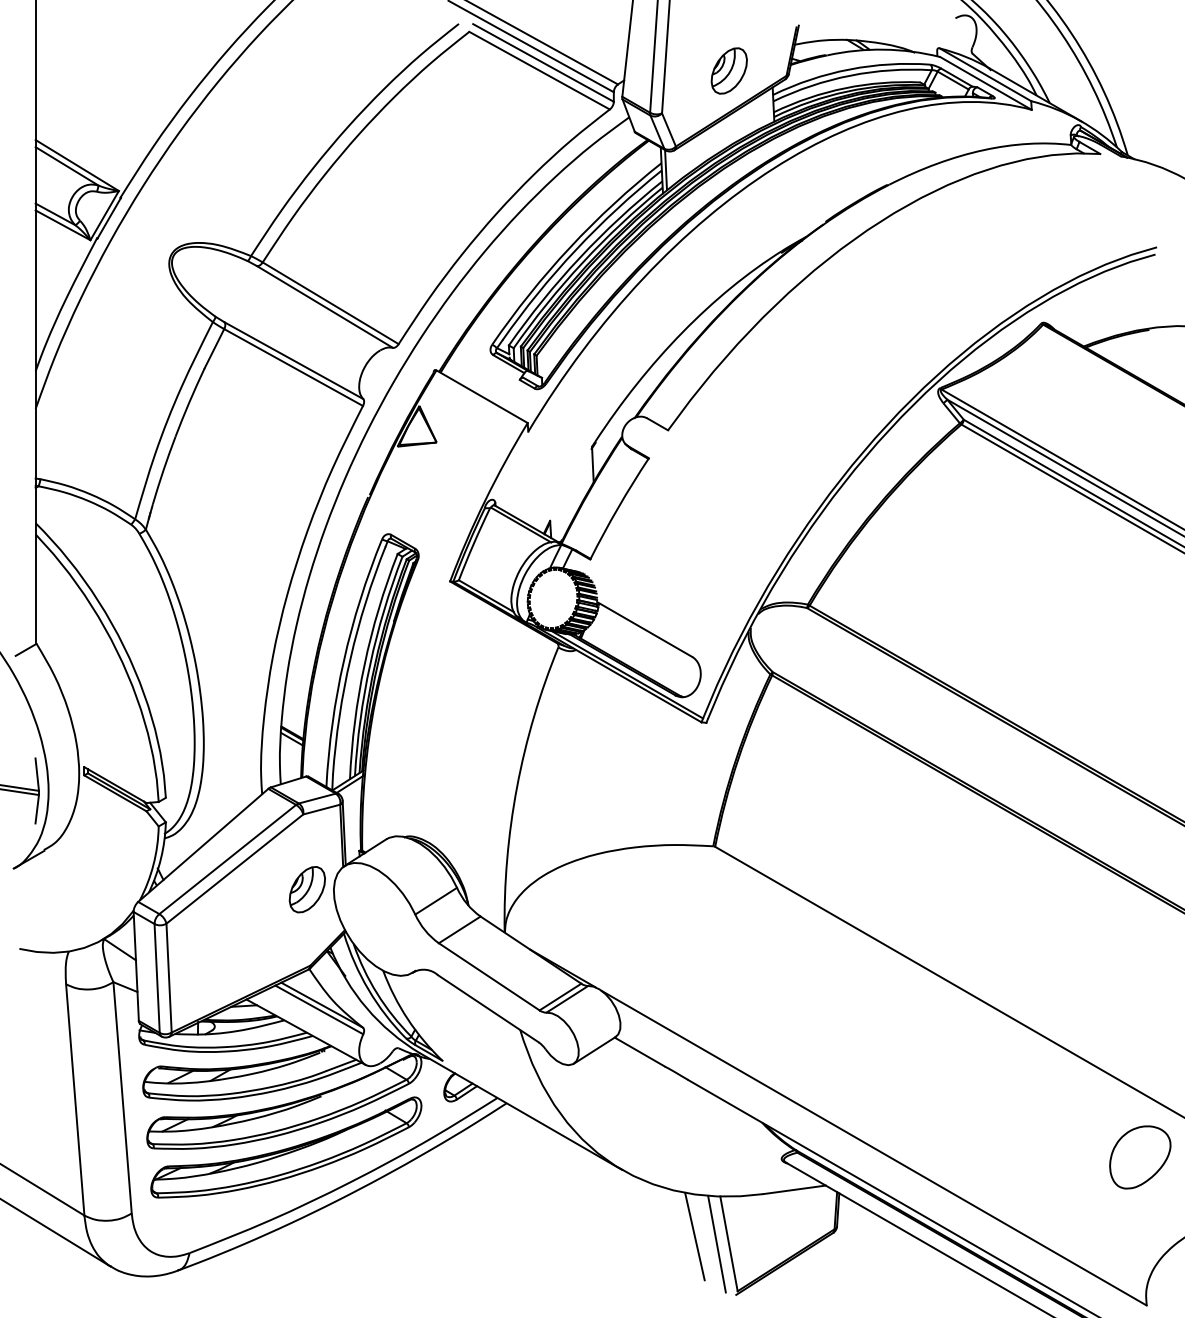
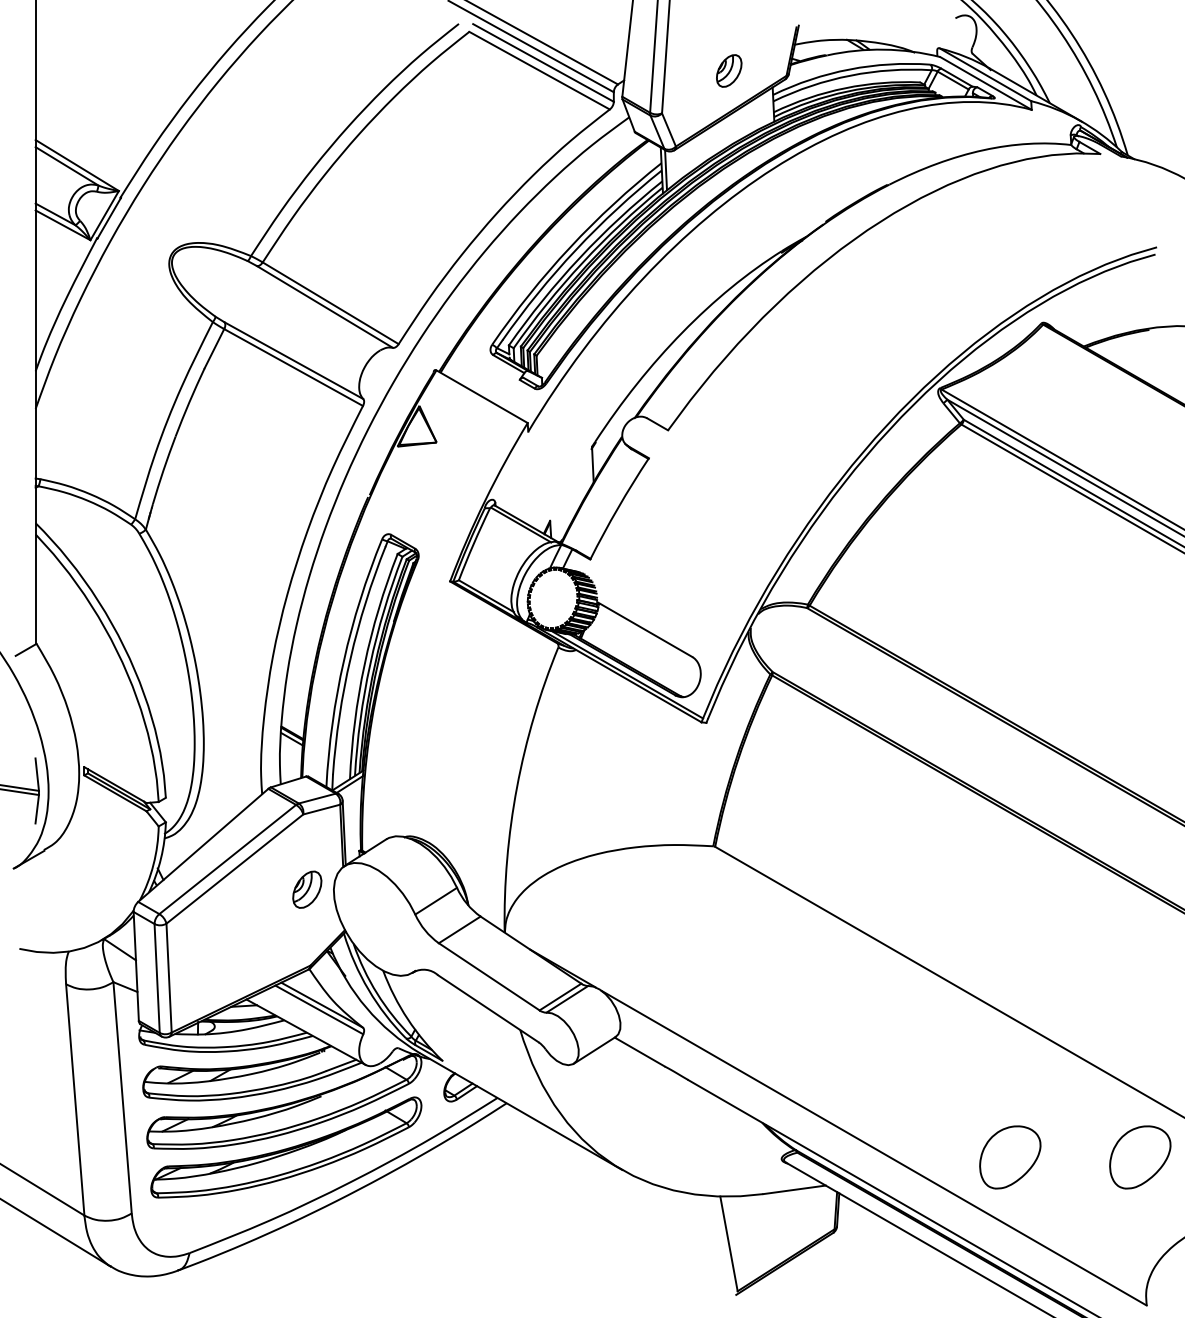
part size: 38x48 px -> 27x34 px (729, 70)
part size: 38x48 px -> 31x39 px (307, 889)
part: none -> present (1010, 1157)
line: present -> none (694, 1236)
line: present -> none (716, 1243)
